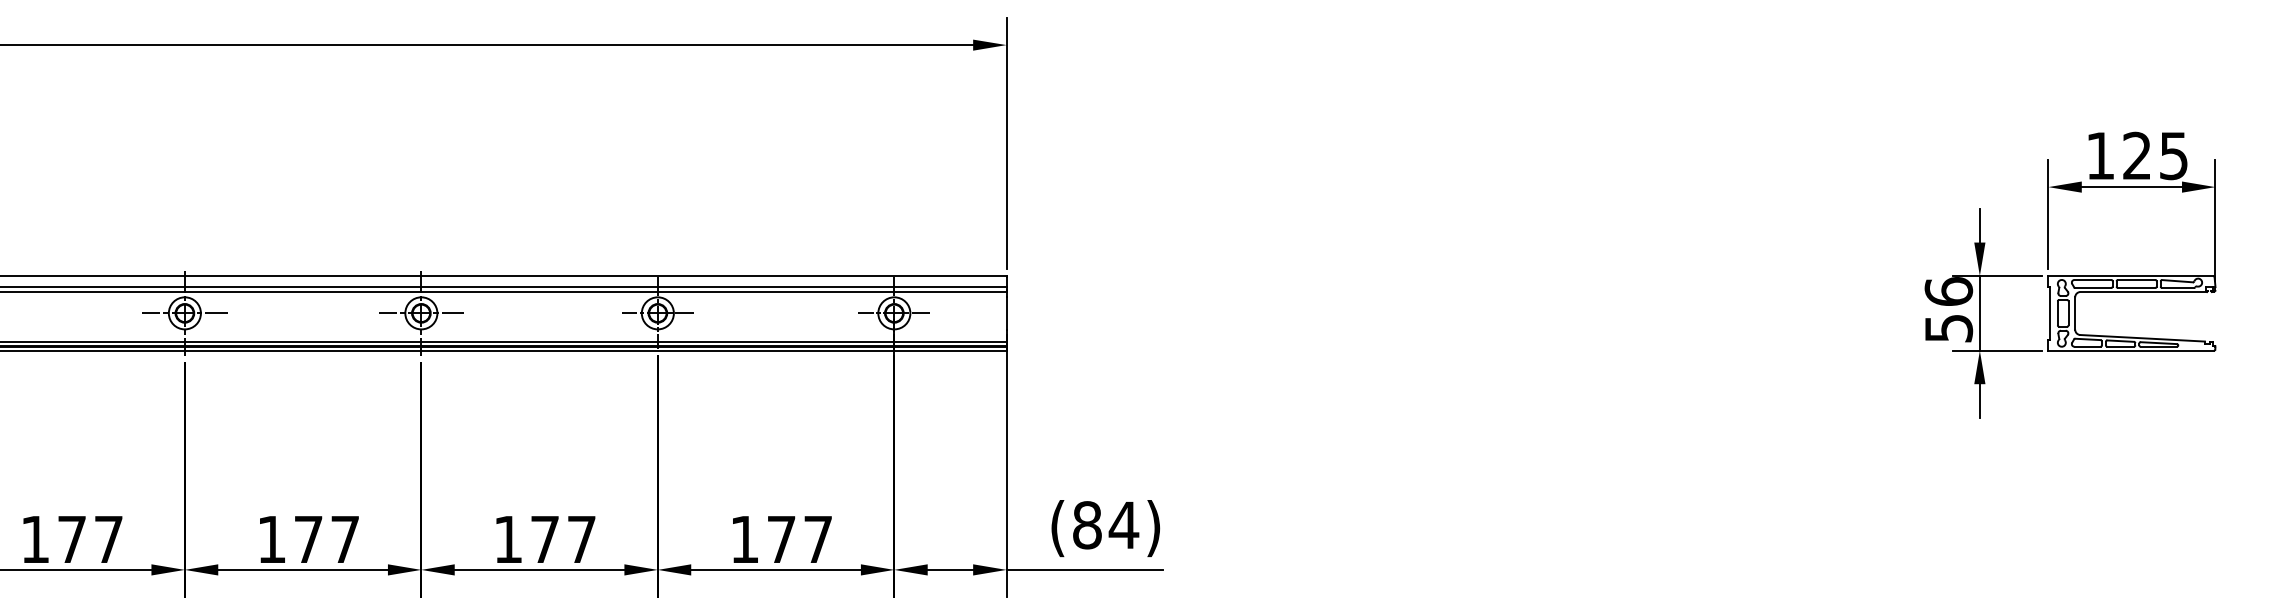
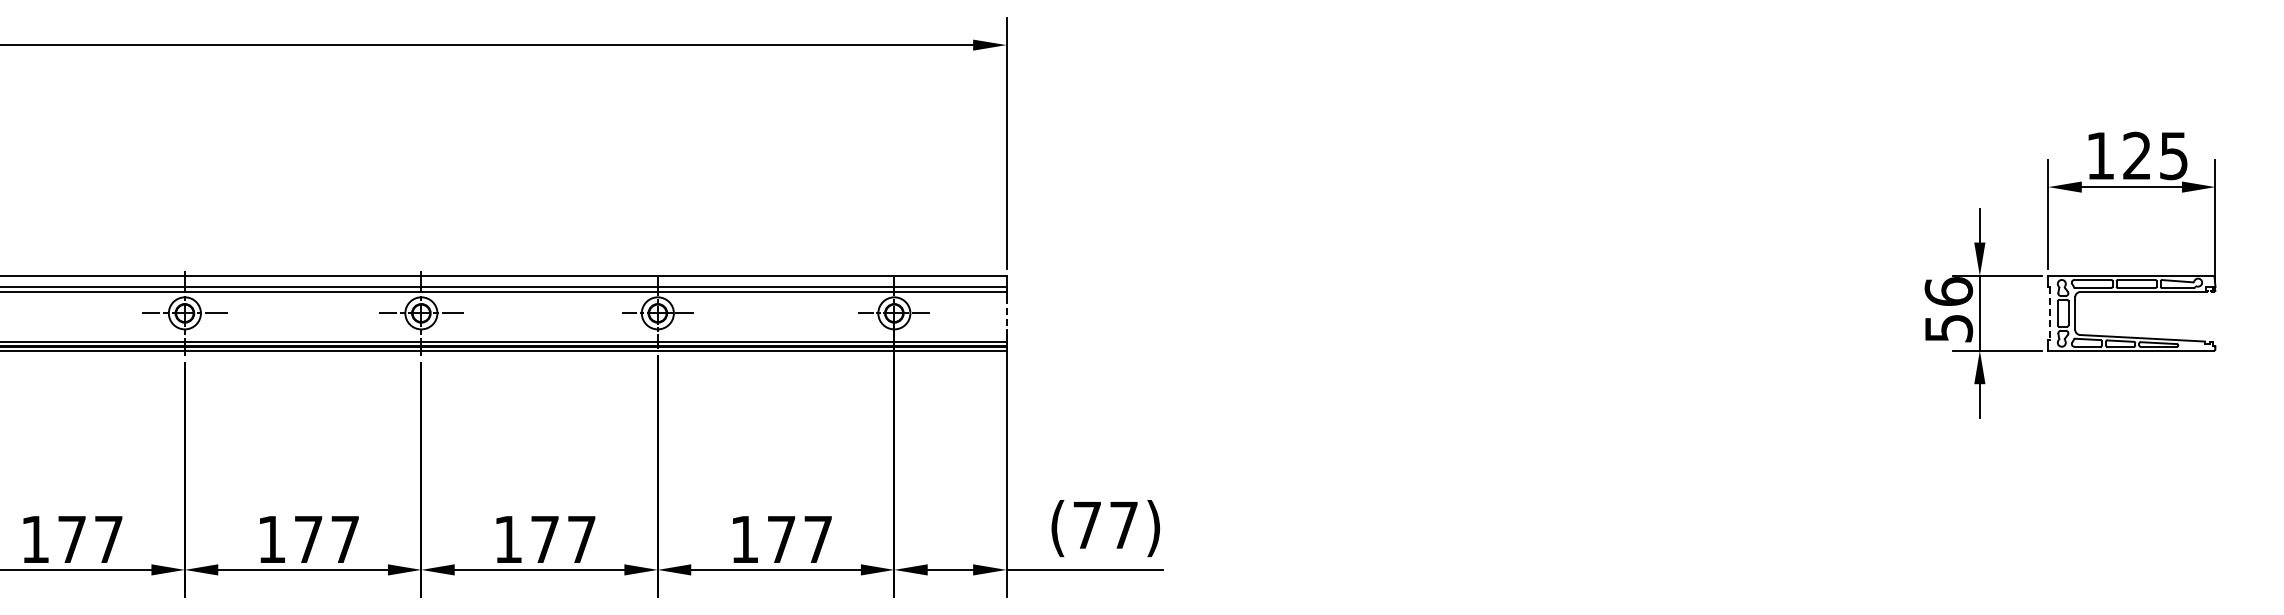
line: solid -> dashed (2049, 313)
line: solid -> dashed (1006, 314)
text: (84) -> (77) (1106, 525)
